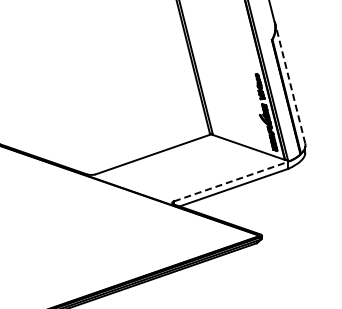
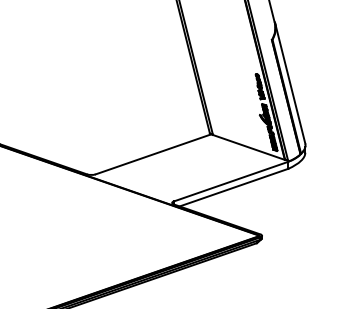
line: dashed -> solid (290, 83)
line: dashed -> solid (231, 181)
